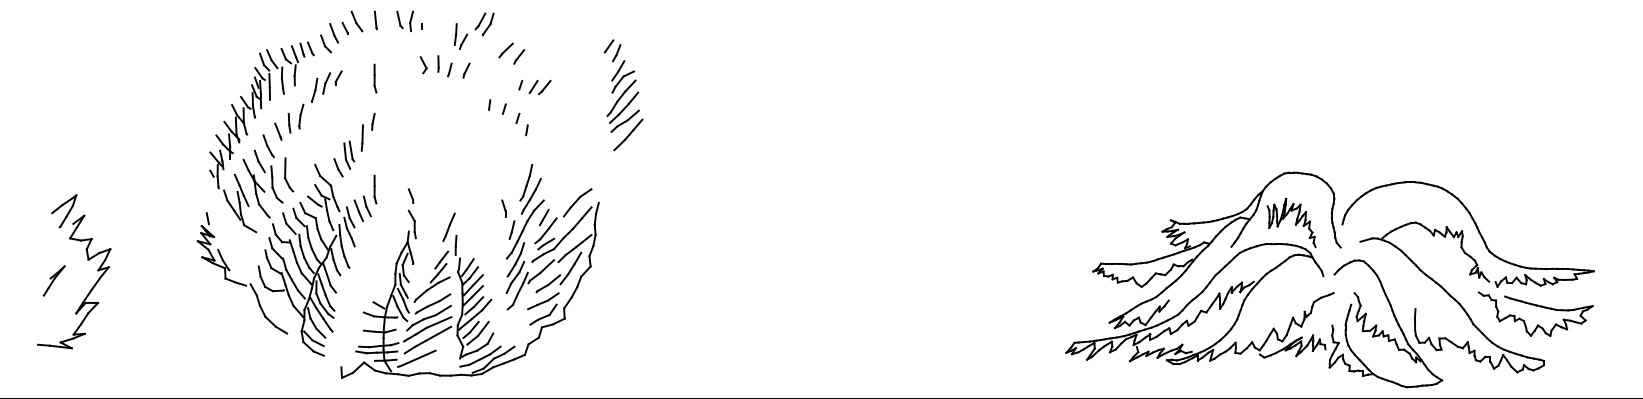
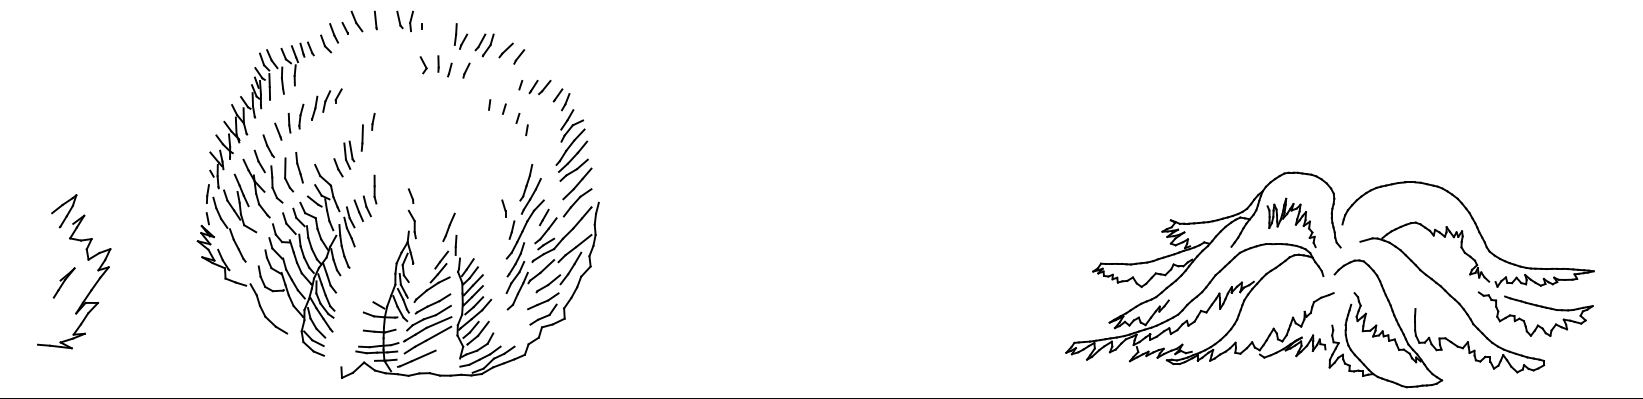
part position: (484, 24) -> (484, 45) (484, 45)
line: present -> none (375, 78)
part position: (326, 86) -> (326, 104) (326, 104)
part position: (623, 95) -> (572, 144) (572, 144)
part: none -> present (299, 167)
part: none -> present (226, 223)
part position: (53, 280) -> (63, 282) (63, 282)
